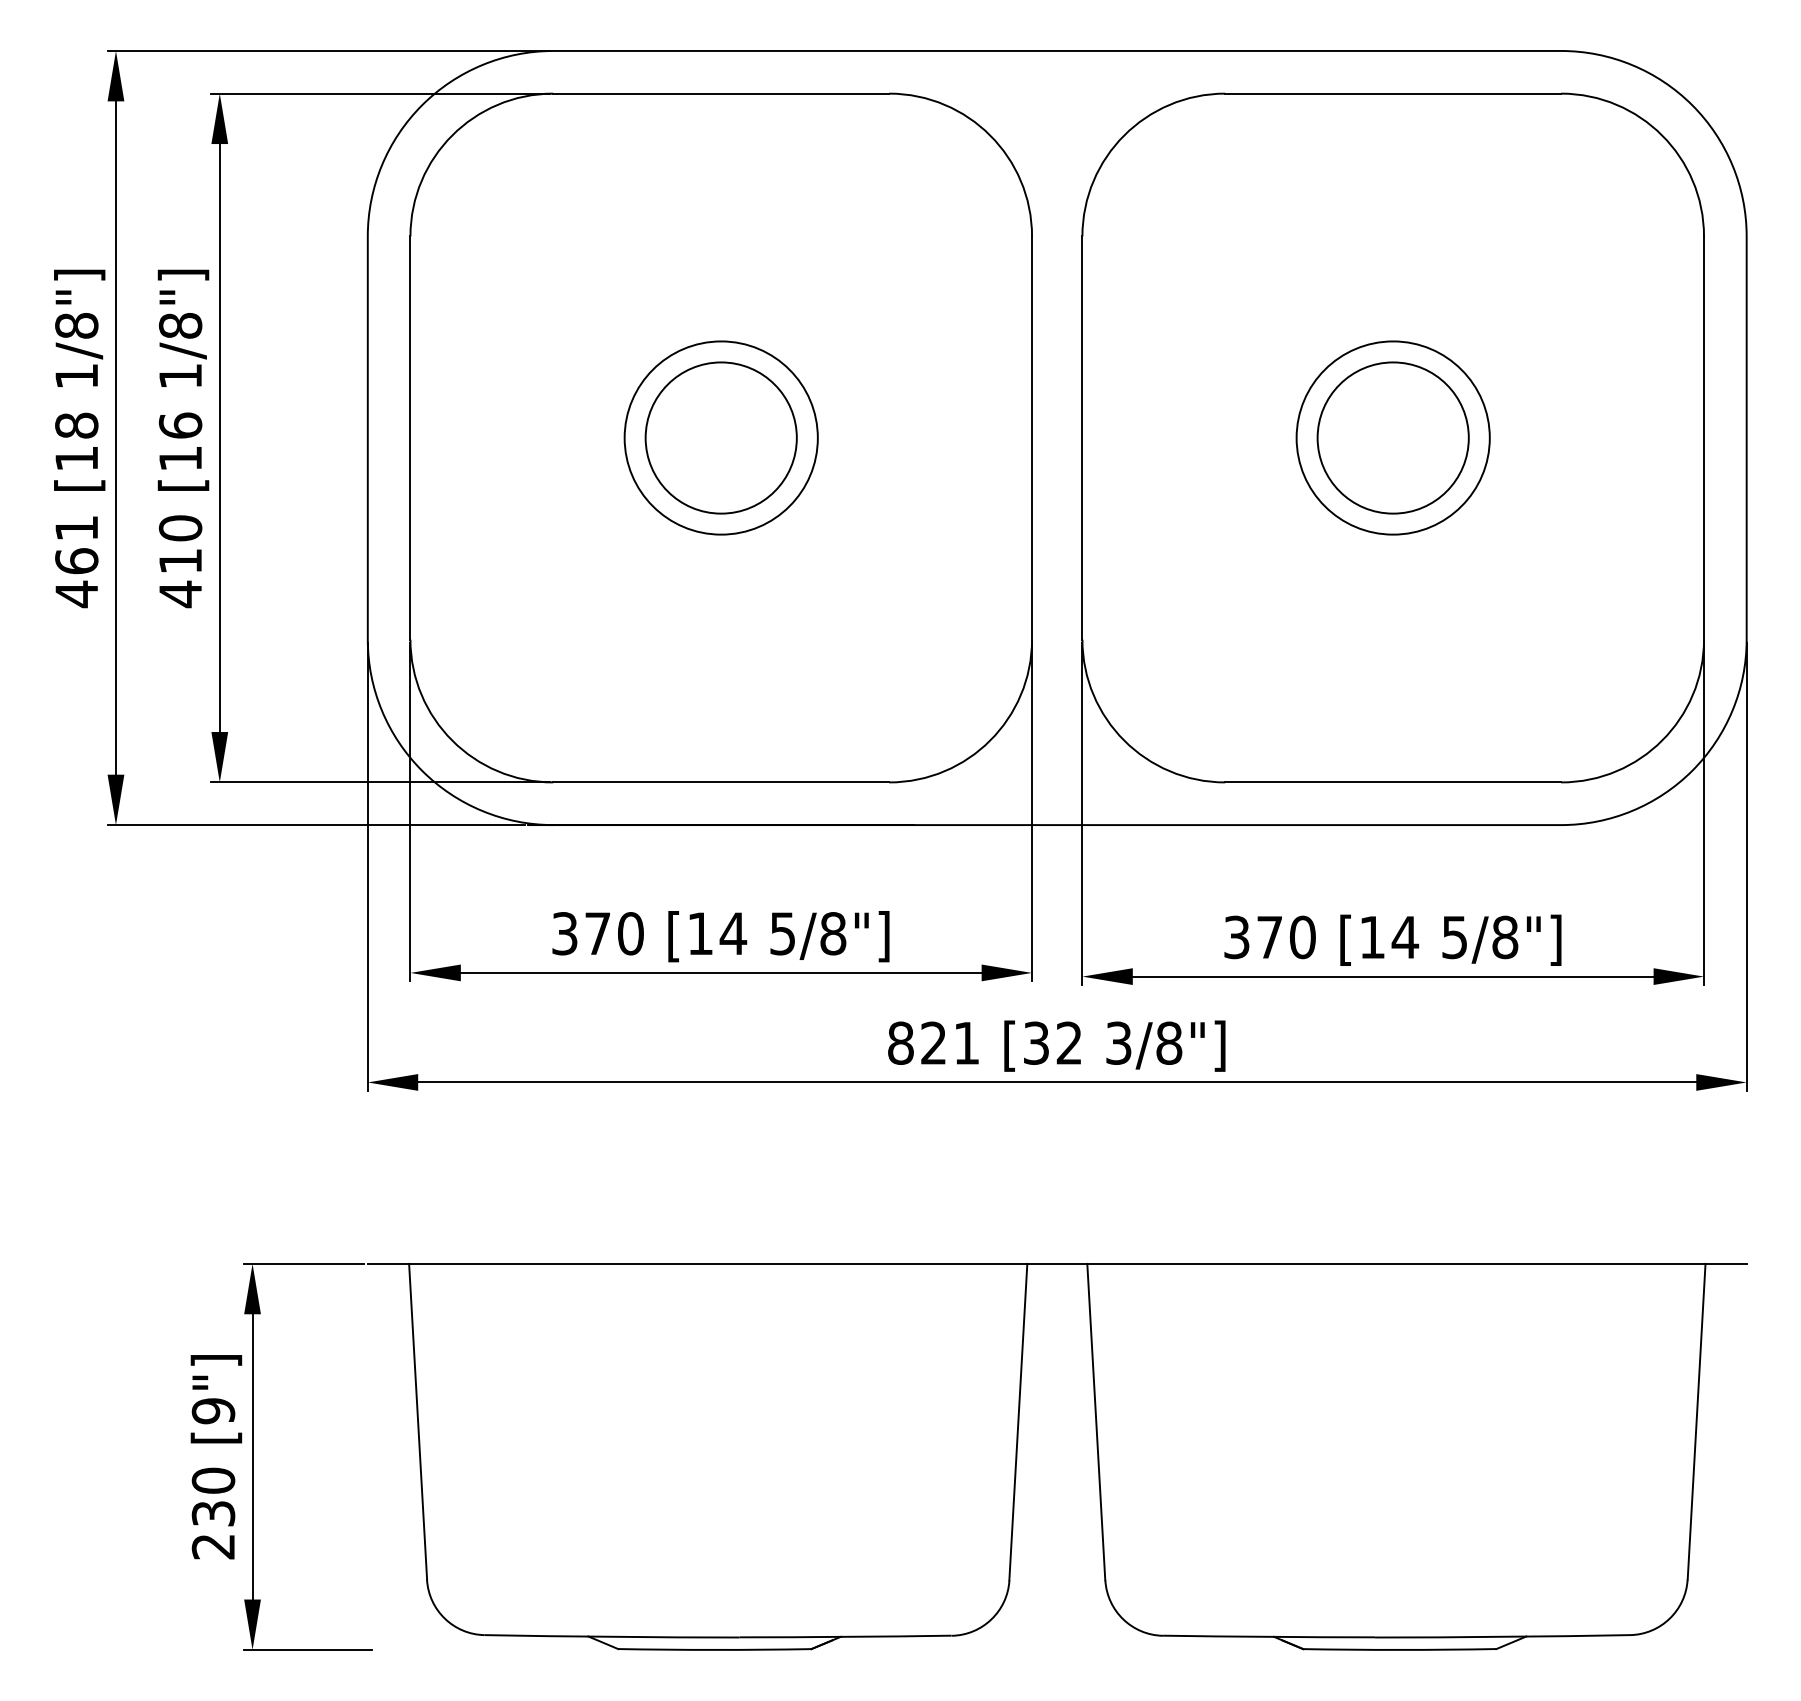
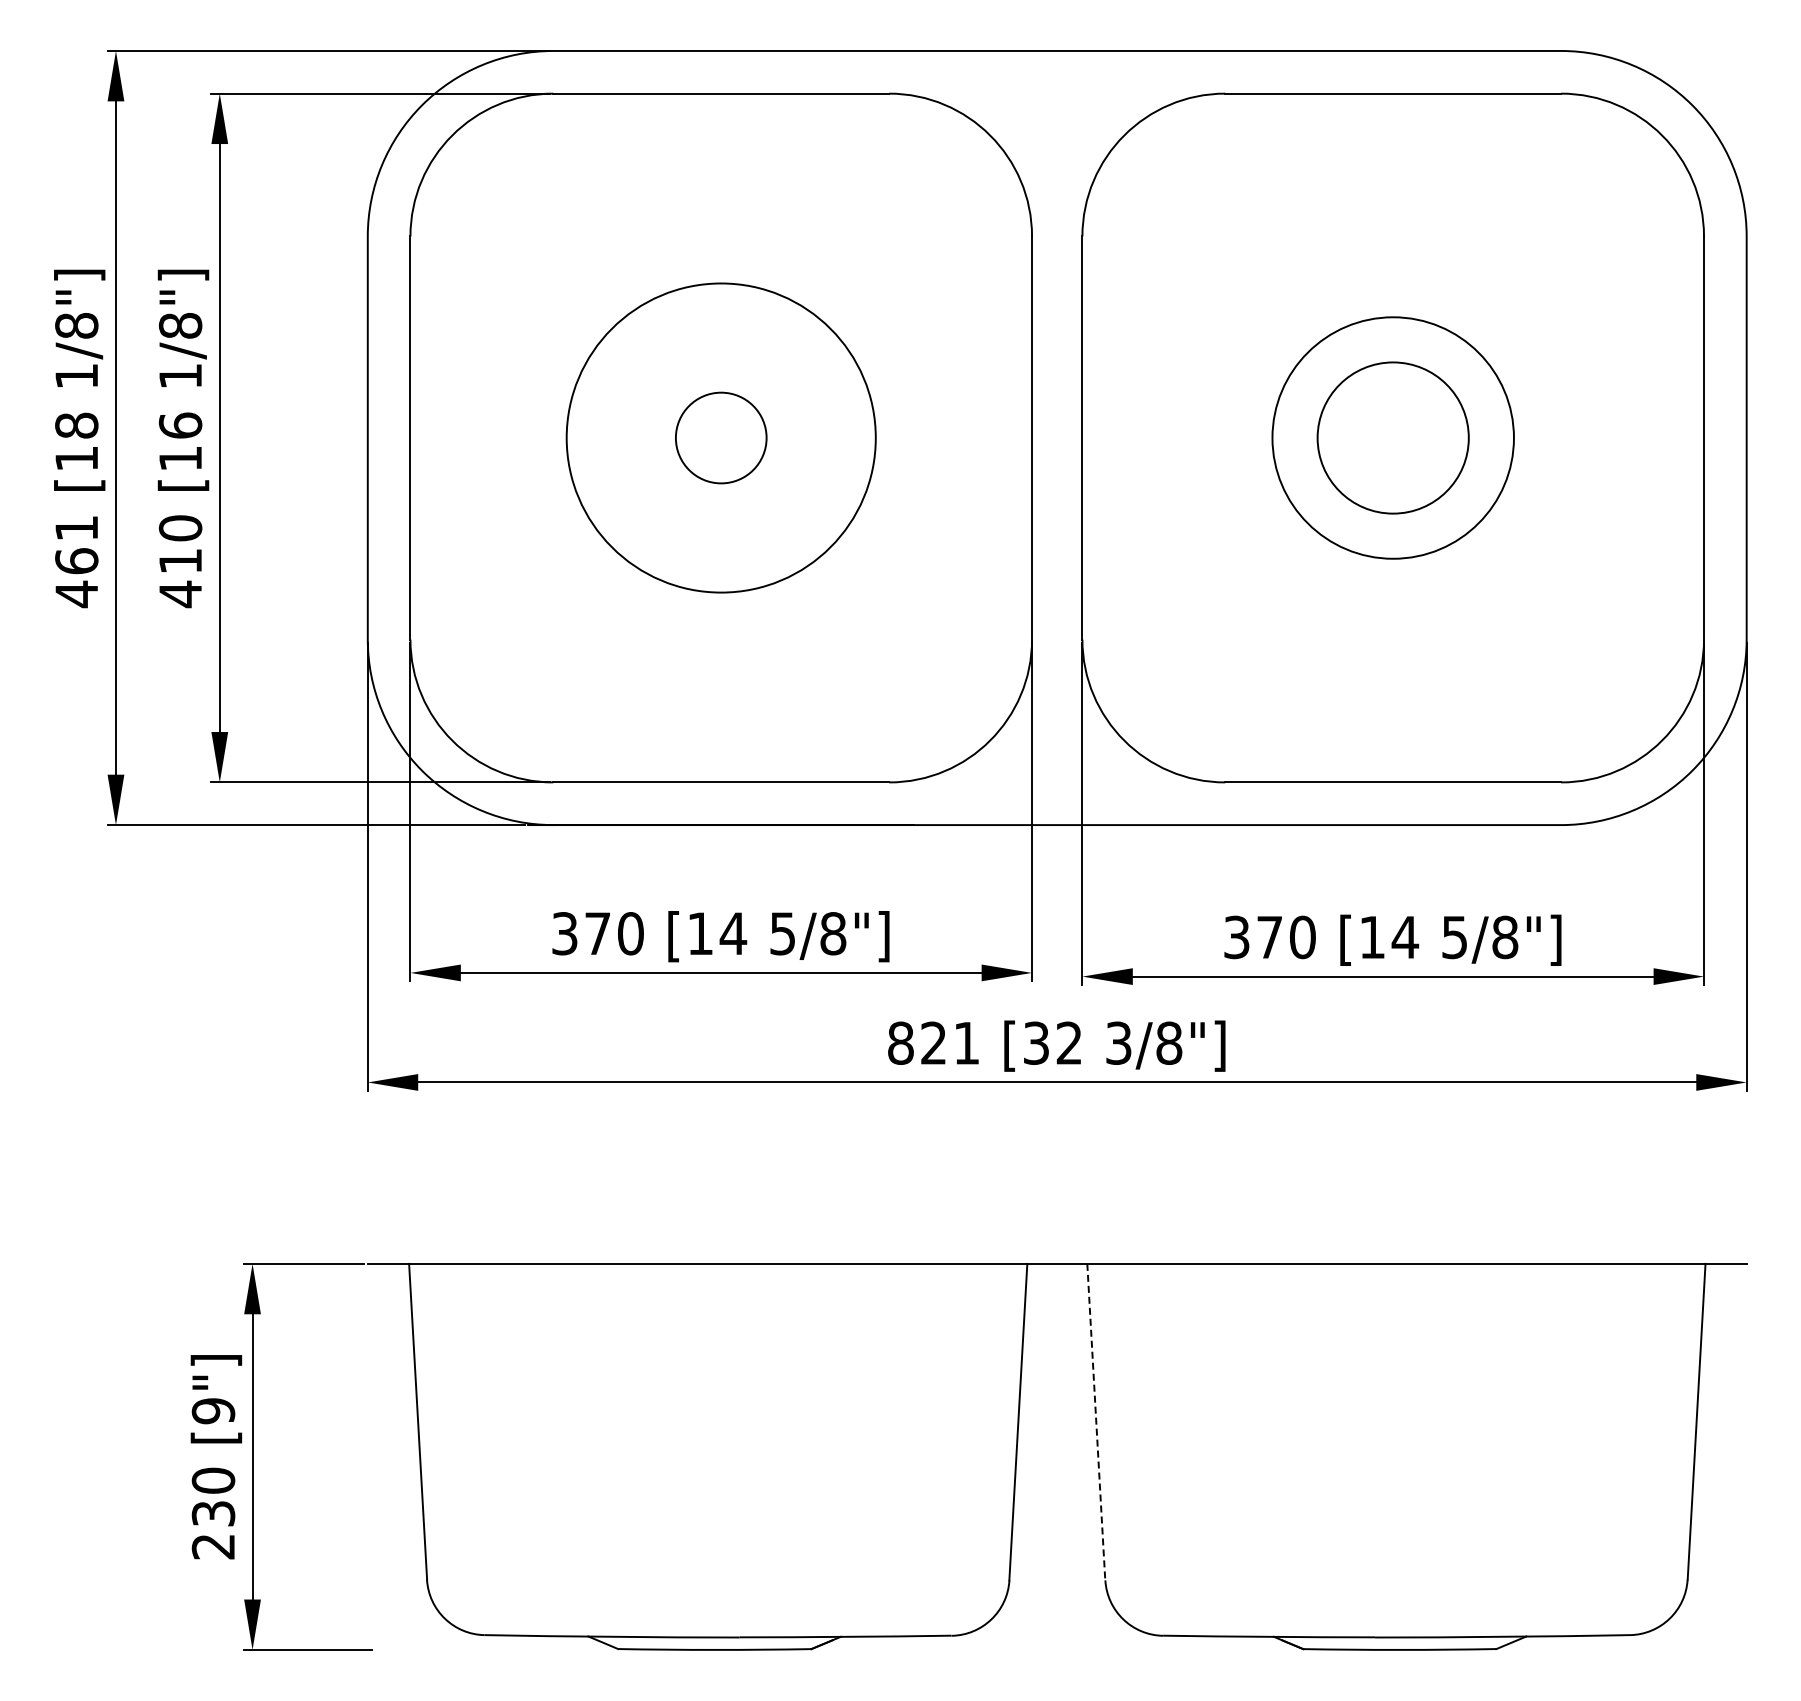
circle diameter: 151 px -> 91 px (720, 437)
circle diameter: 193 px -> 309 px (720, 437)
circle diameter: 193 px -> 241 px (1392, 437)
line: solid -> dashed (1096, 1422)
